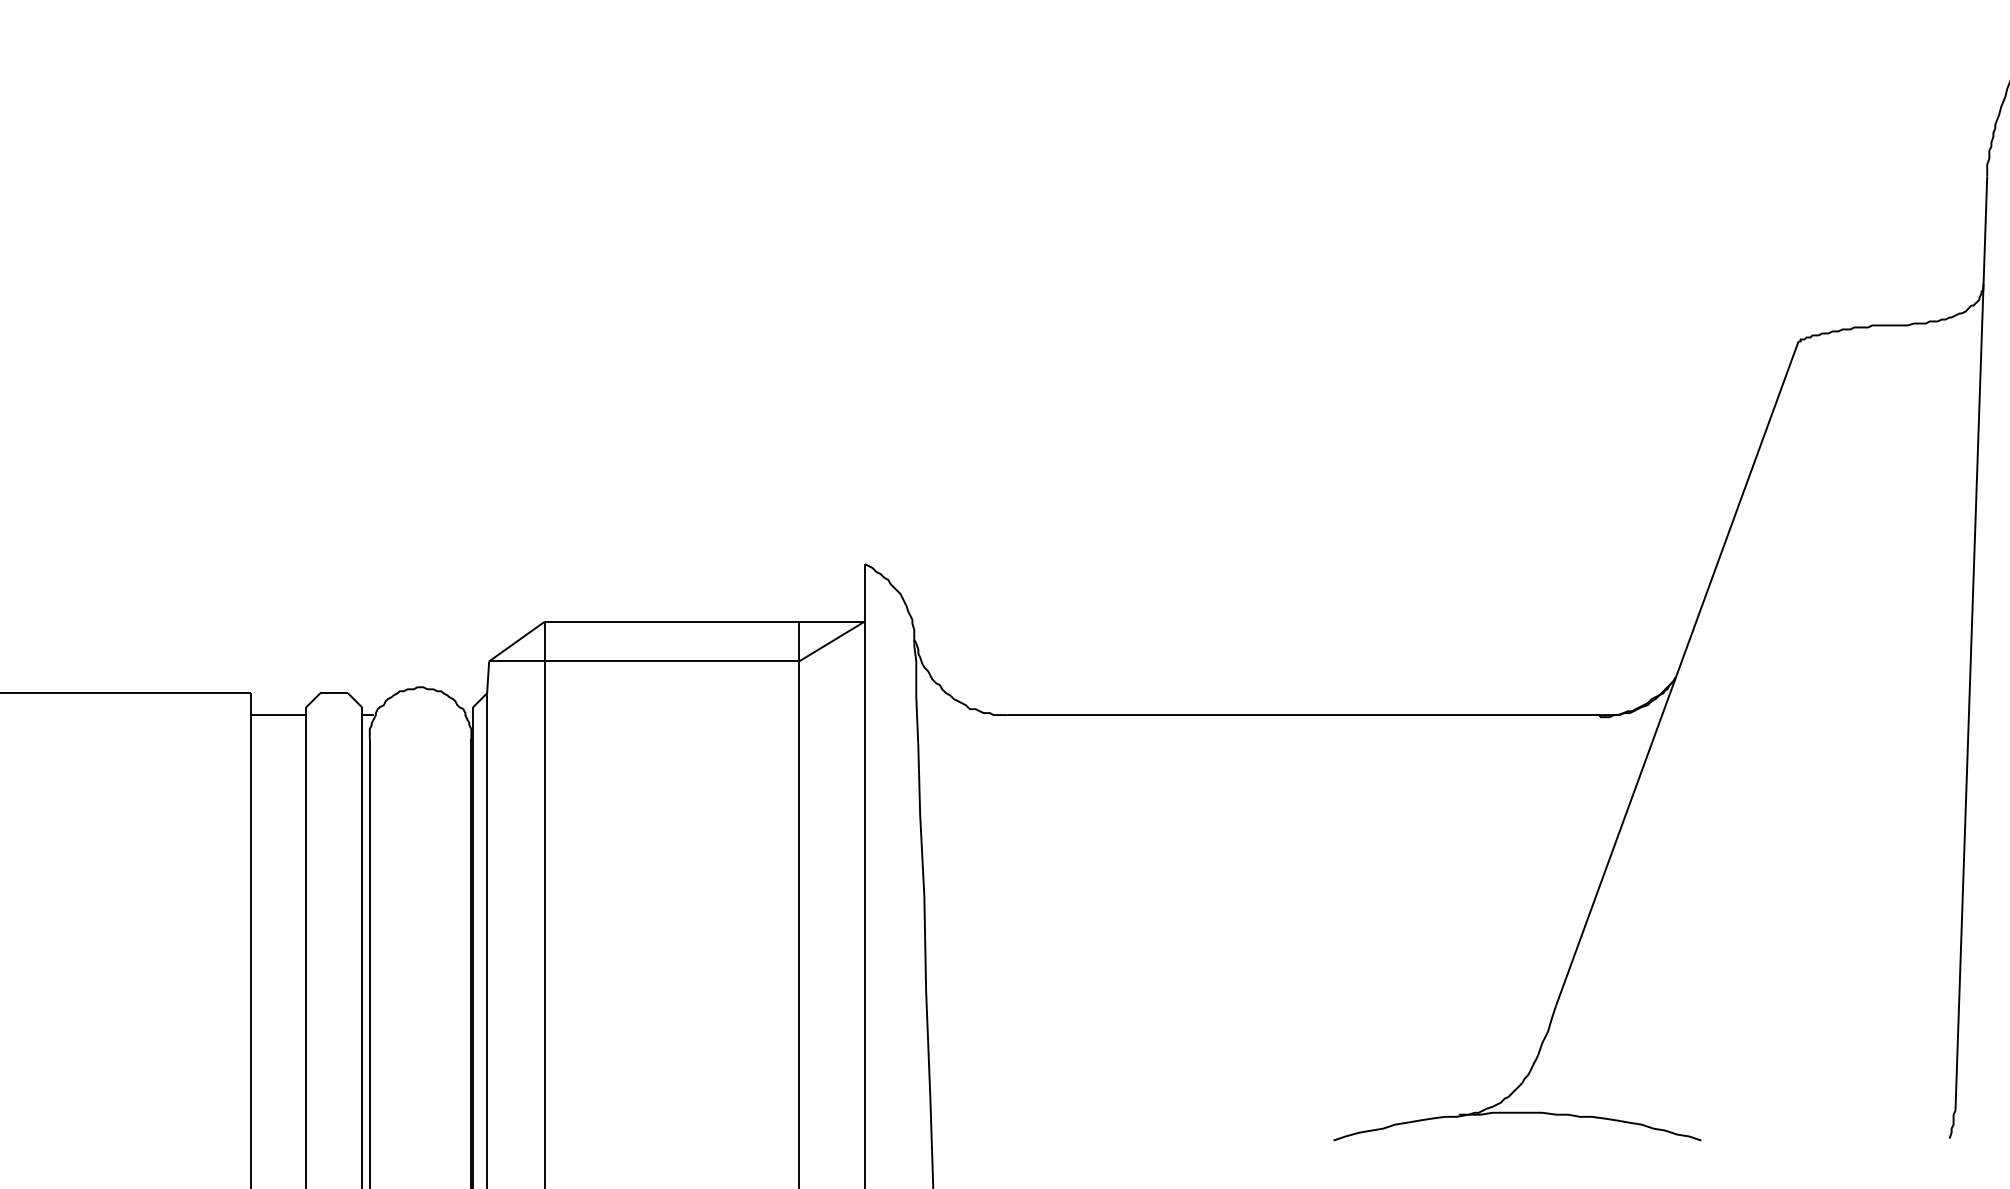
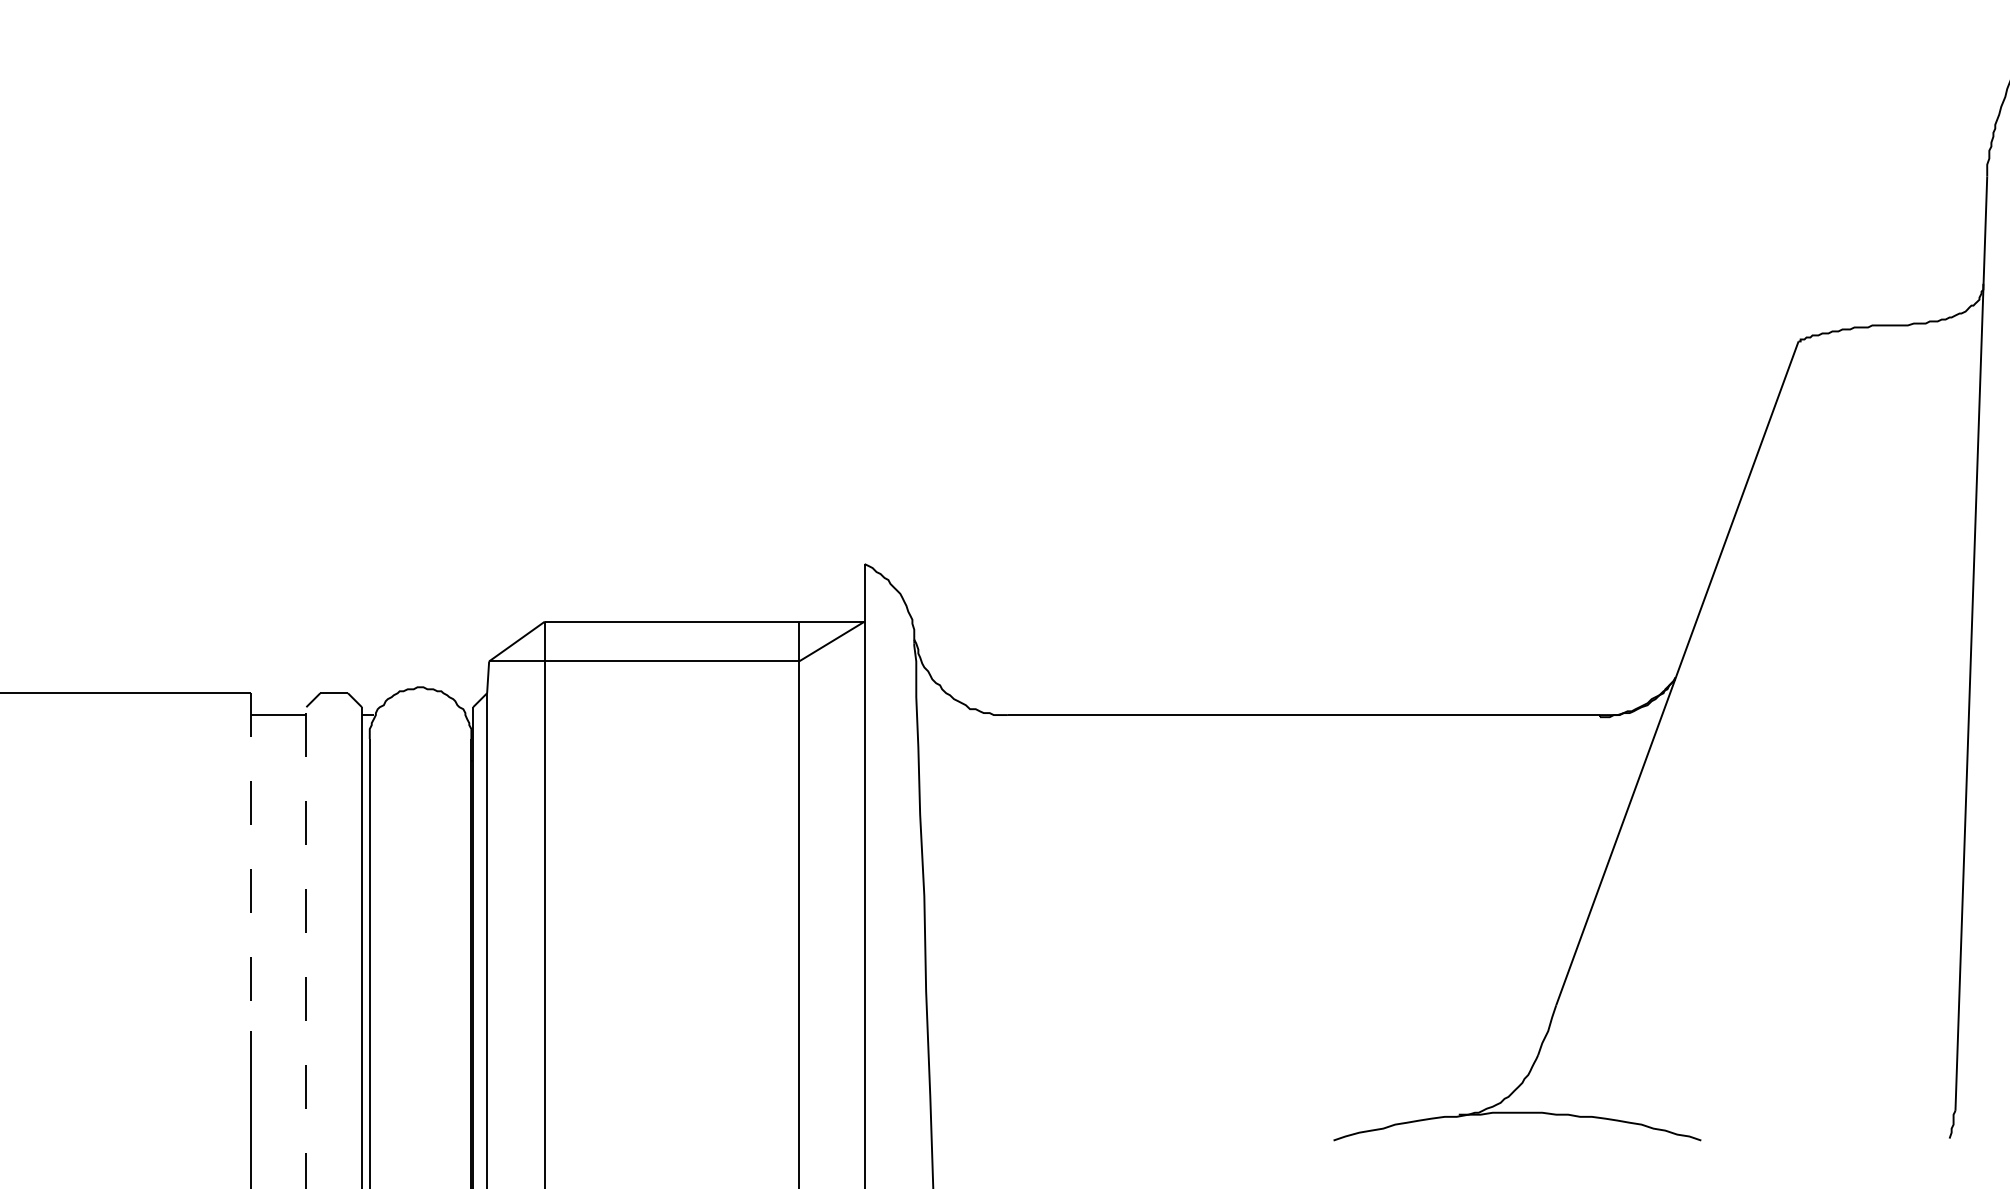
line: solid -> dashed (250, 862)
line: solid -> dashed (306, 947)
